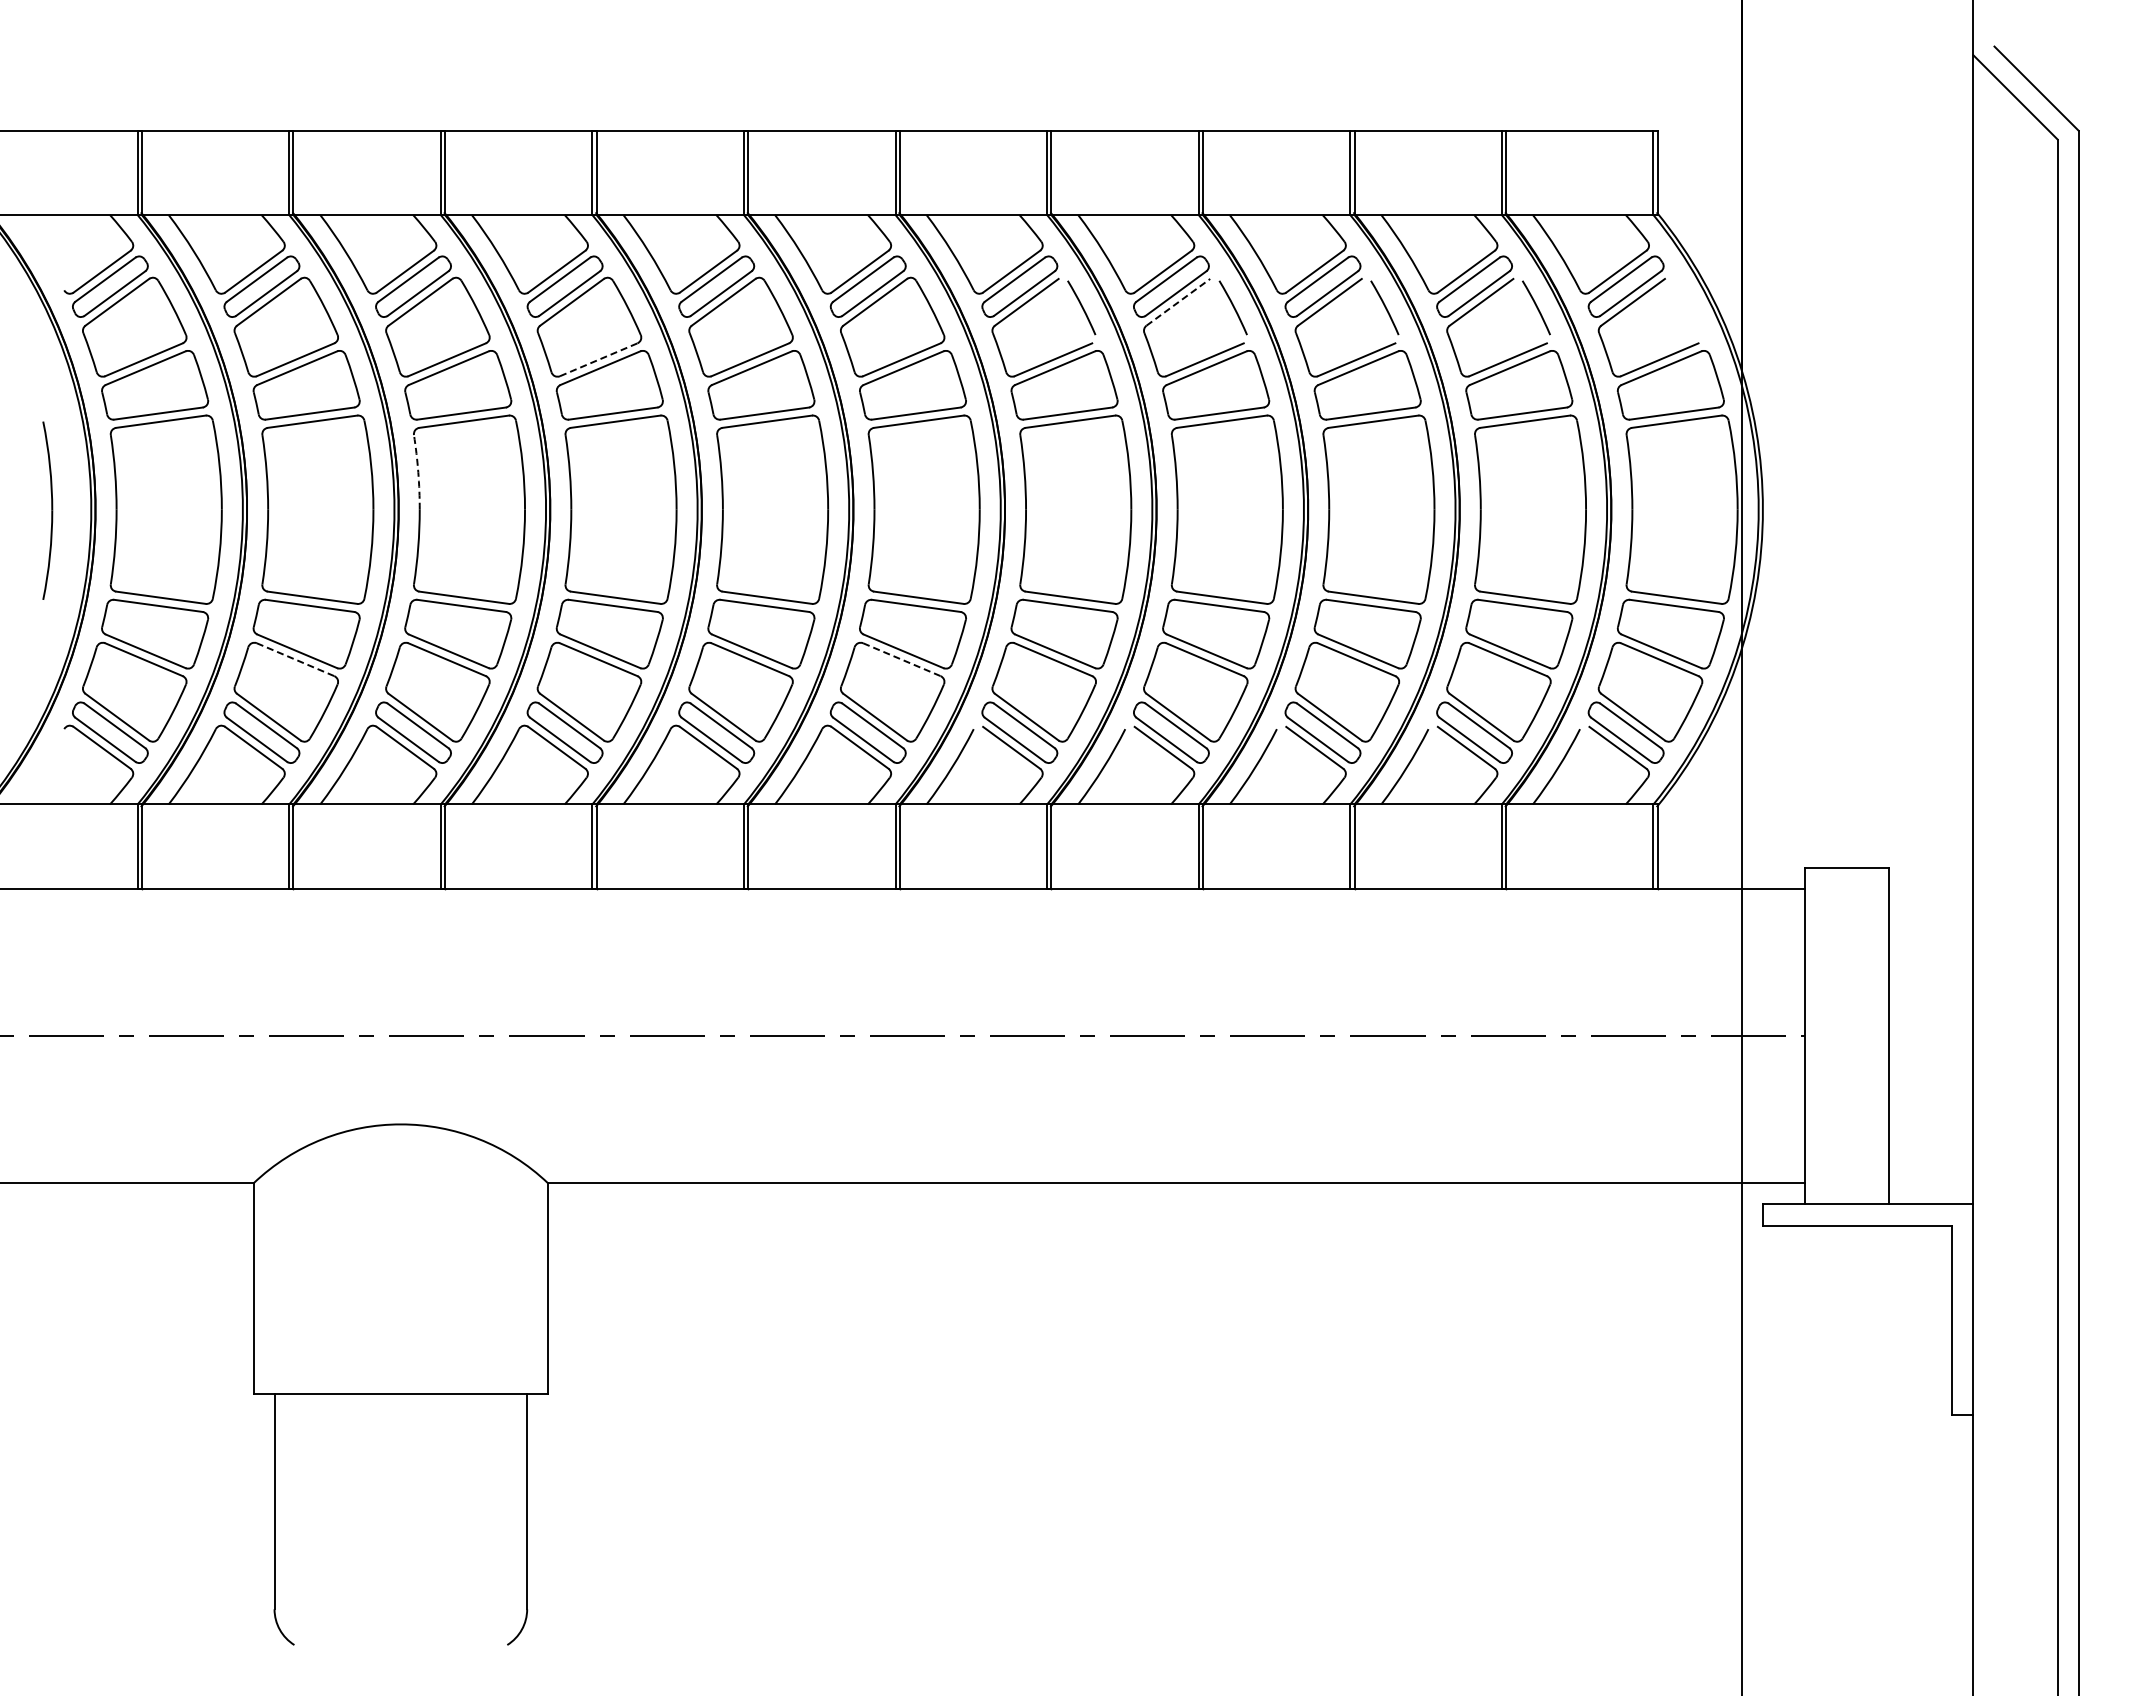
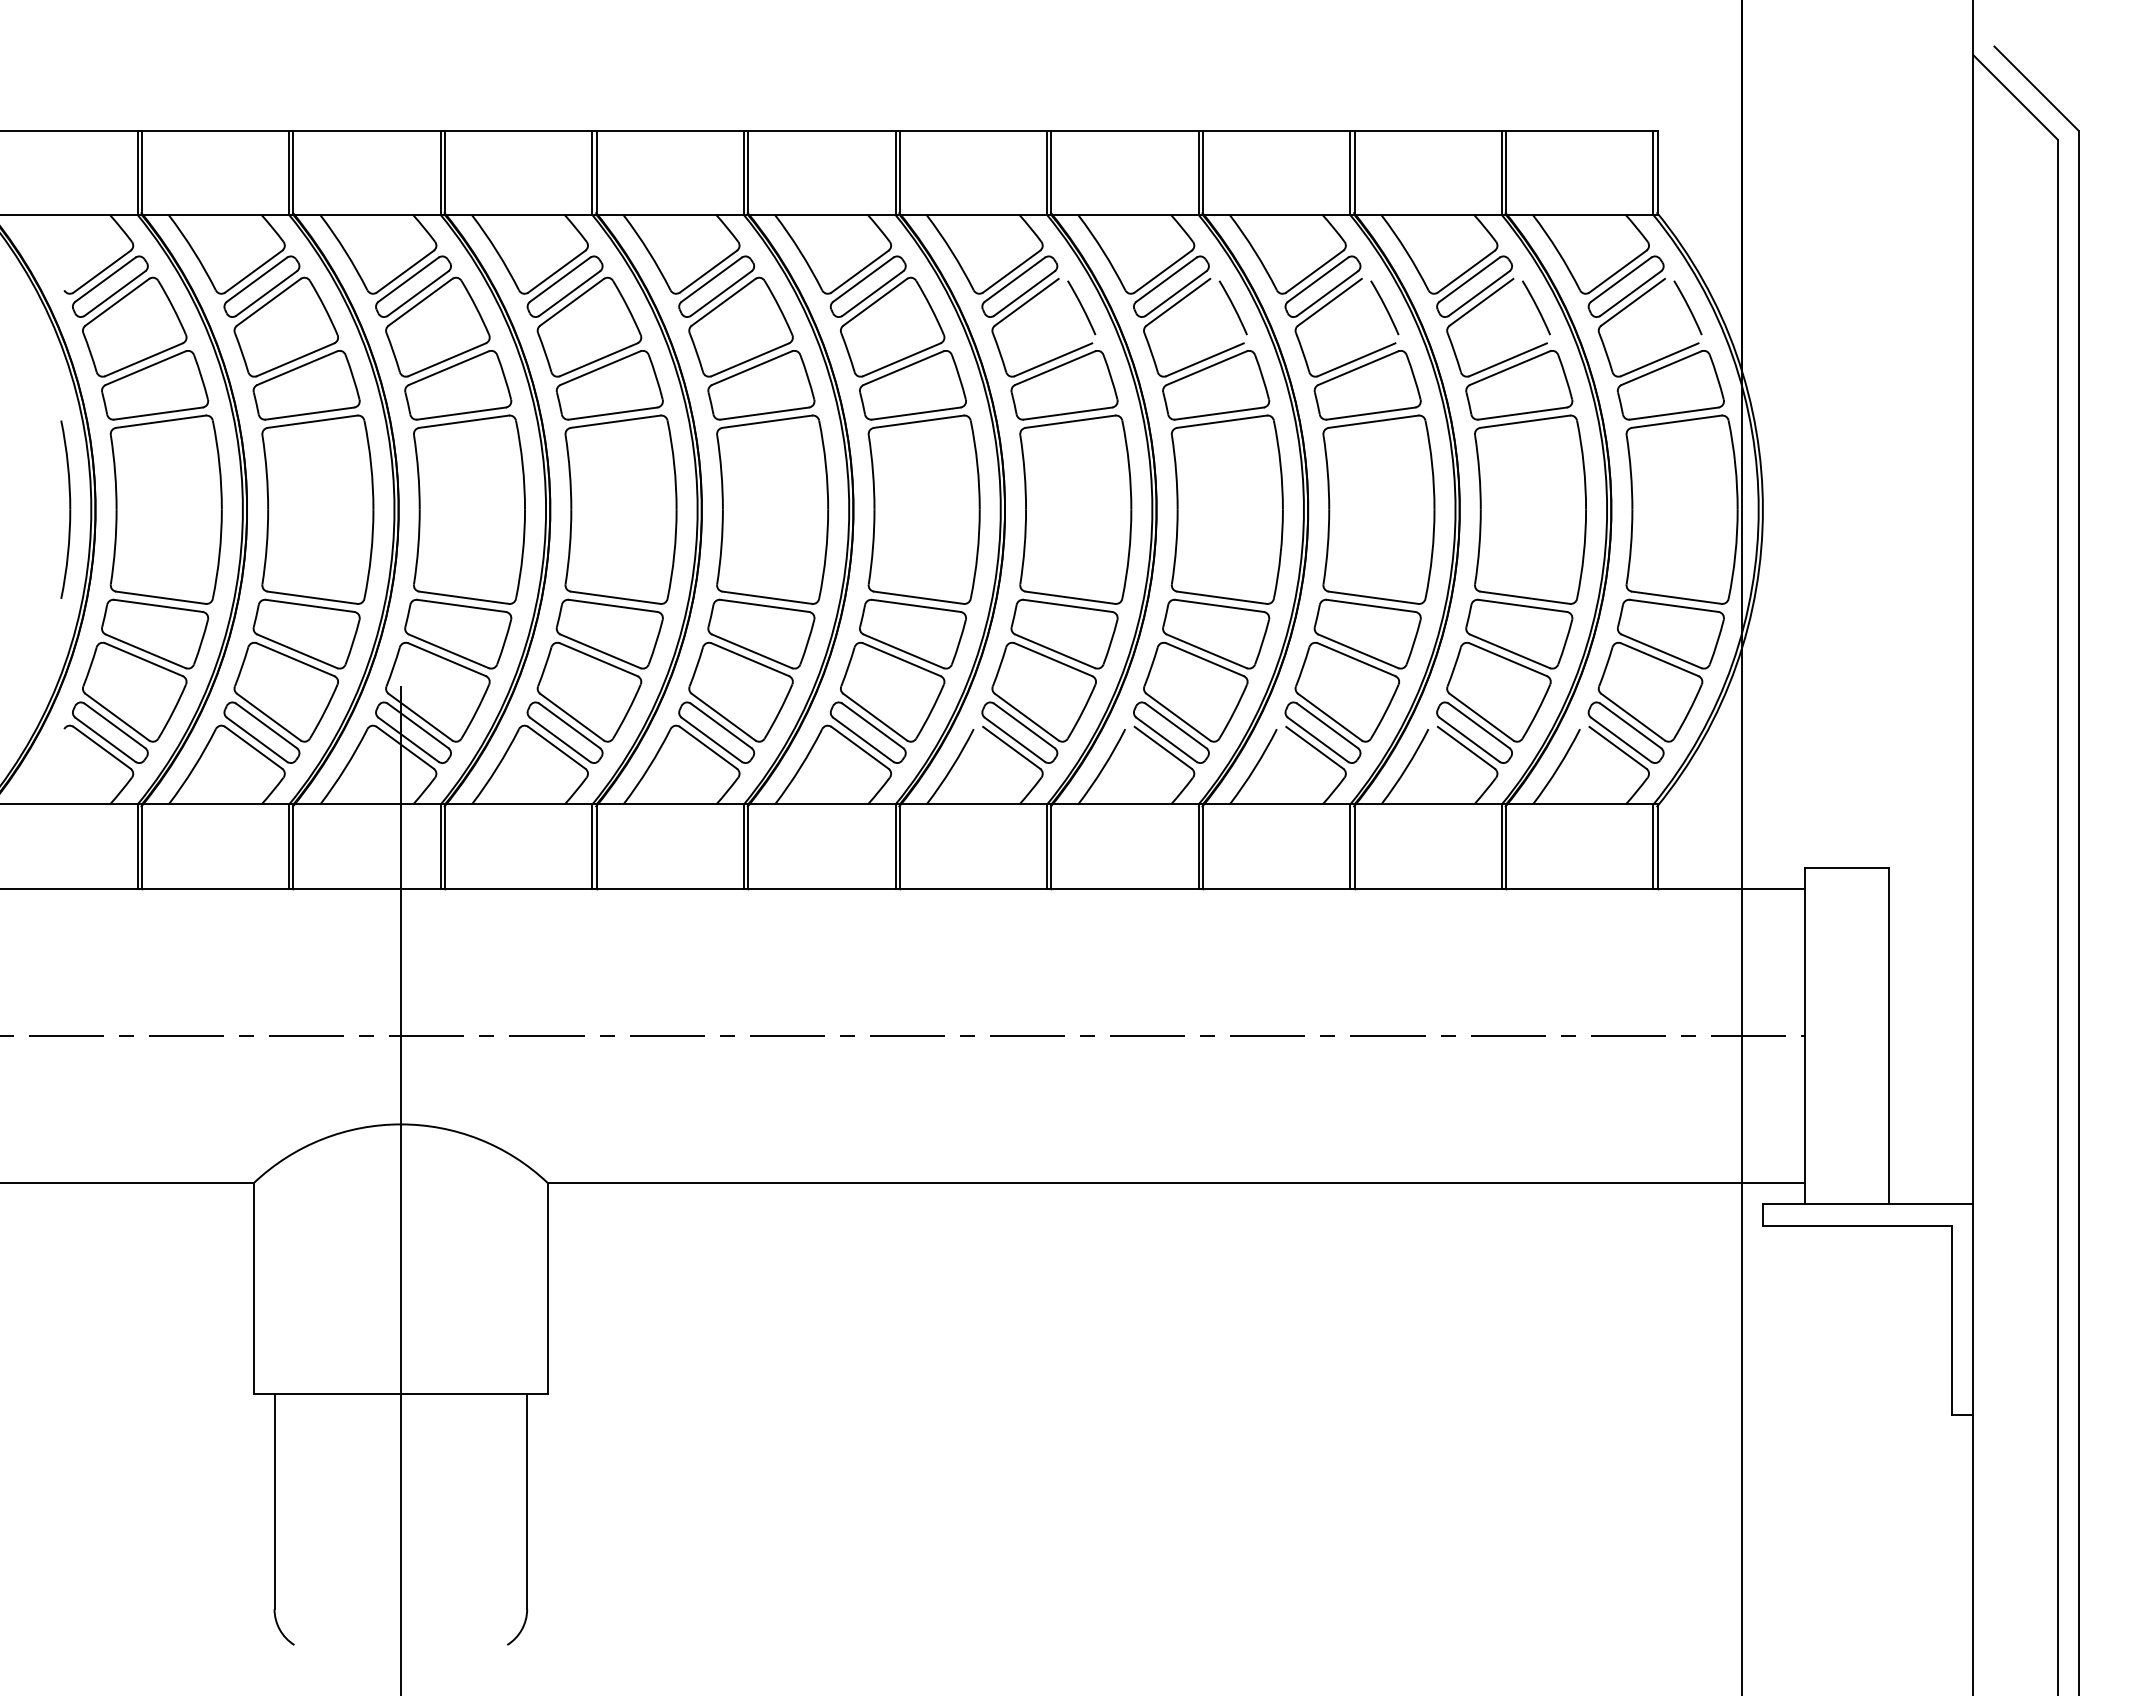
line: dashed -> solid (1178, 302)
line: none -> present (1687, 307)
line: dashed -> solid (599, 359)
arc: dashed -> solid (418, 472)
part position: (47, 510) -> (65, 509) (65, 509)
line: dashed -> solid (296, 659)
line: dashed -> solid (902, 659)
line: none -> present (400, 1189)
